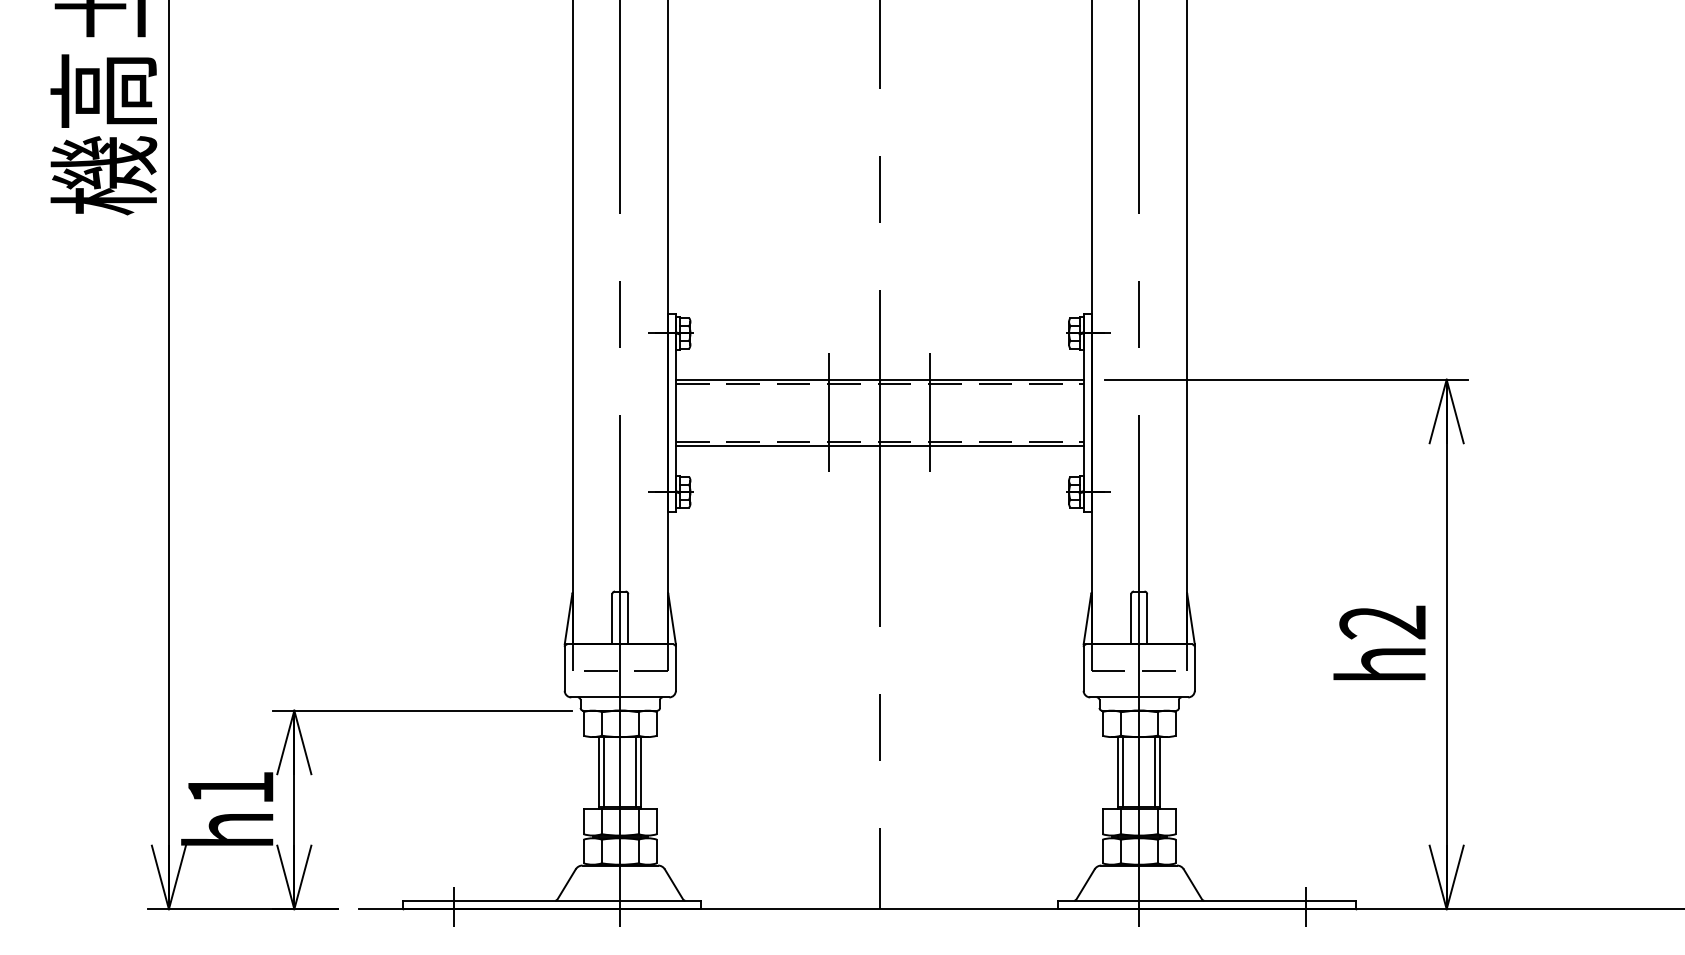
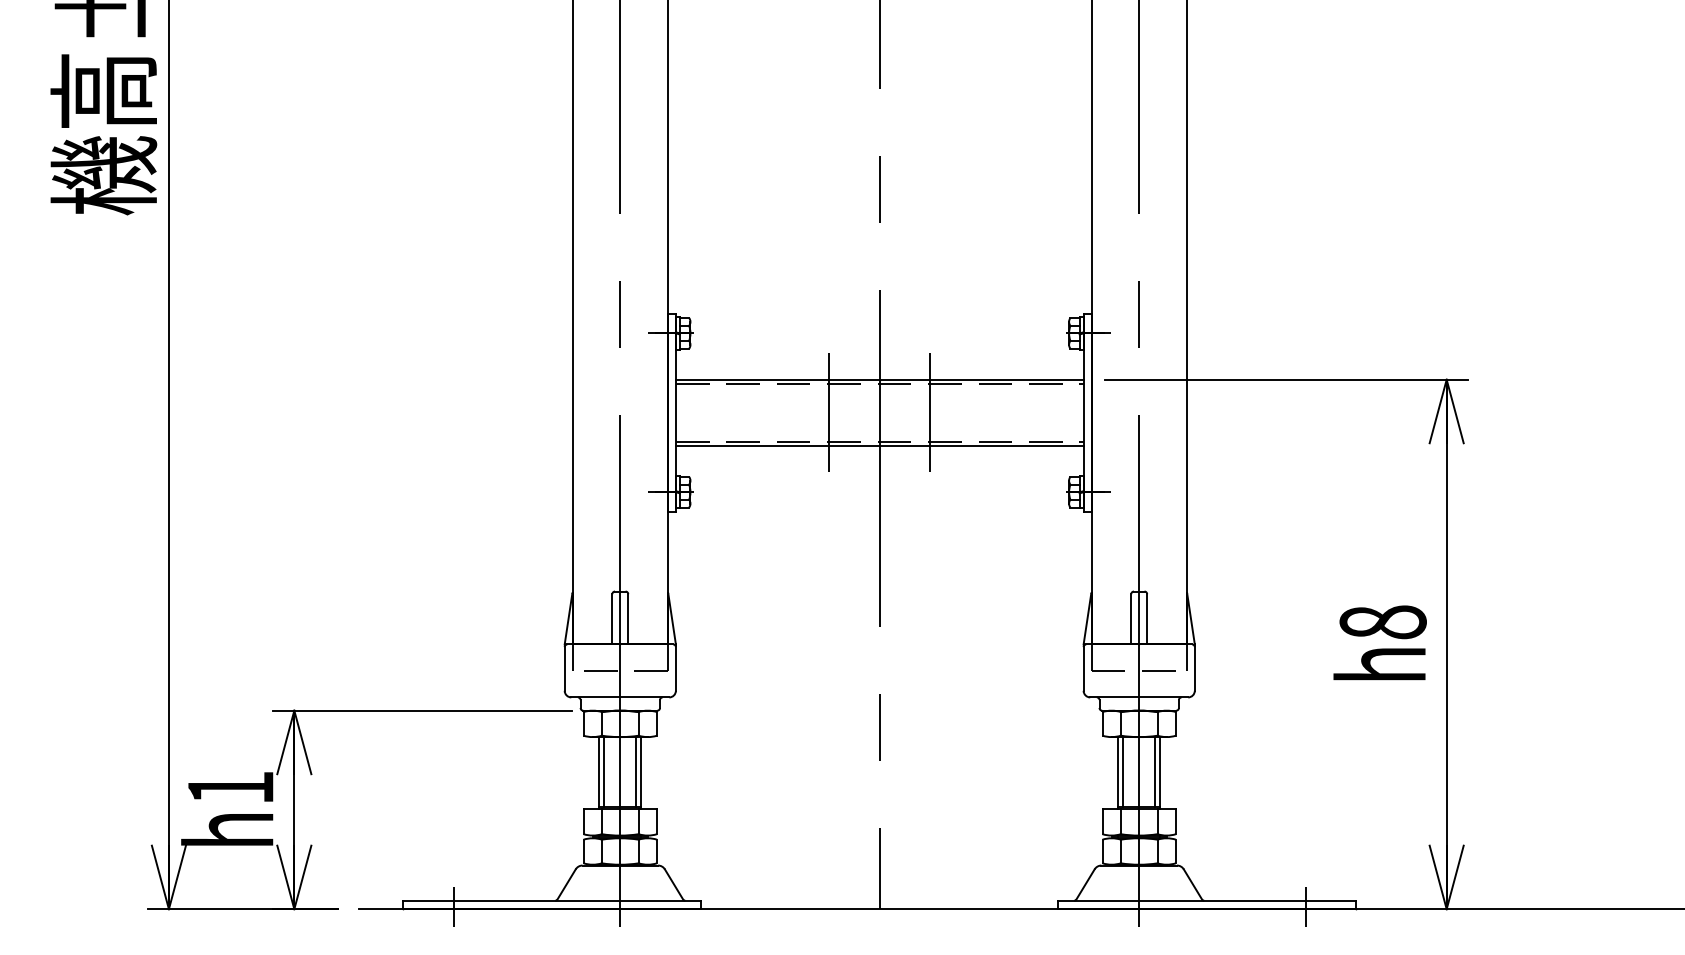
text: h2 -> h8 (1382, 622)
